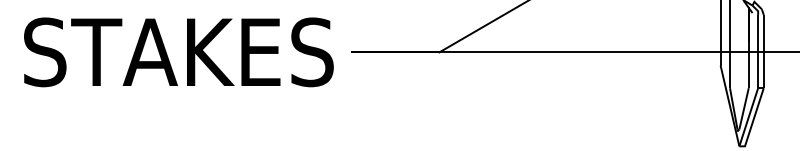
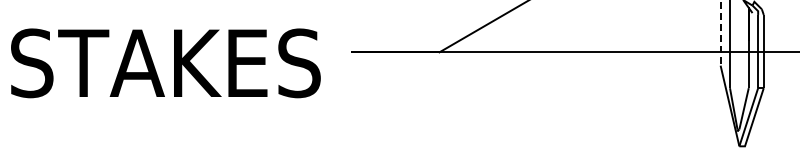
line: solid -> dashed (720, 33)
text position: (178, 52) -> (165, 63) (165, 63)
